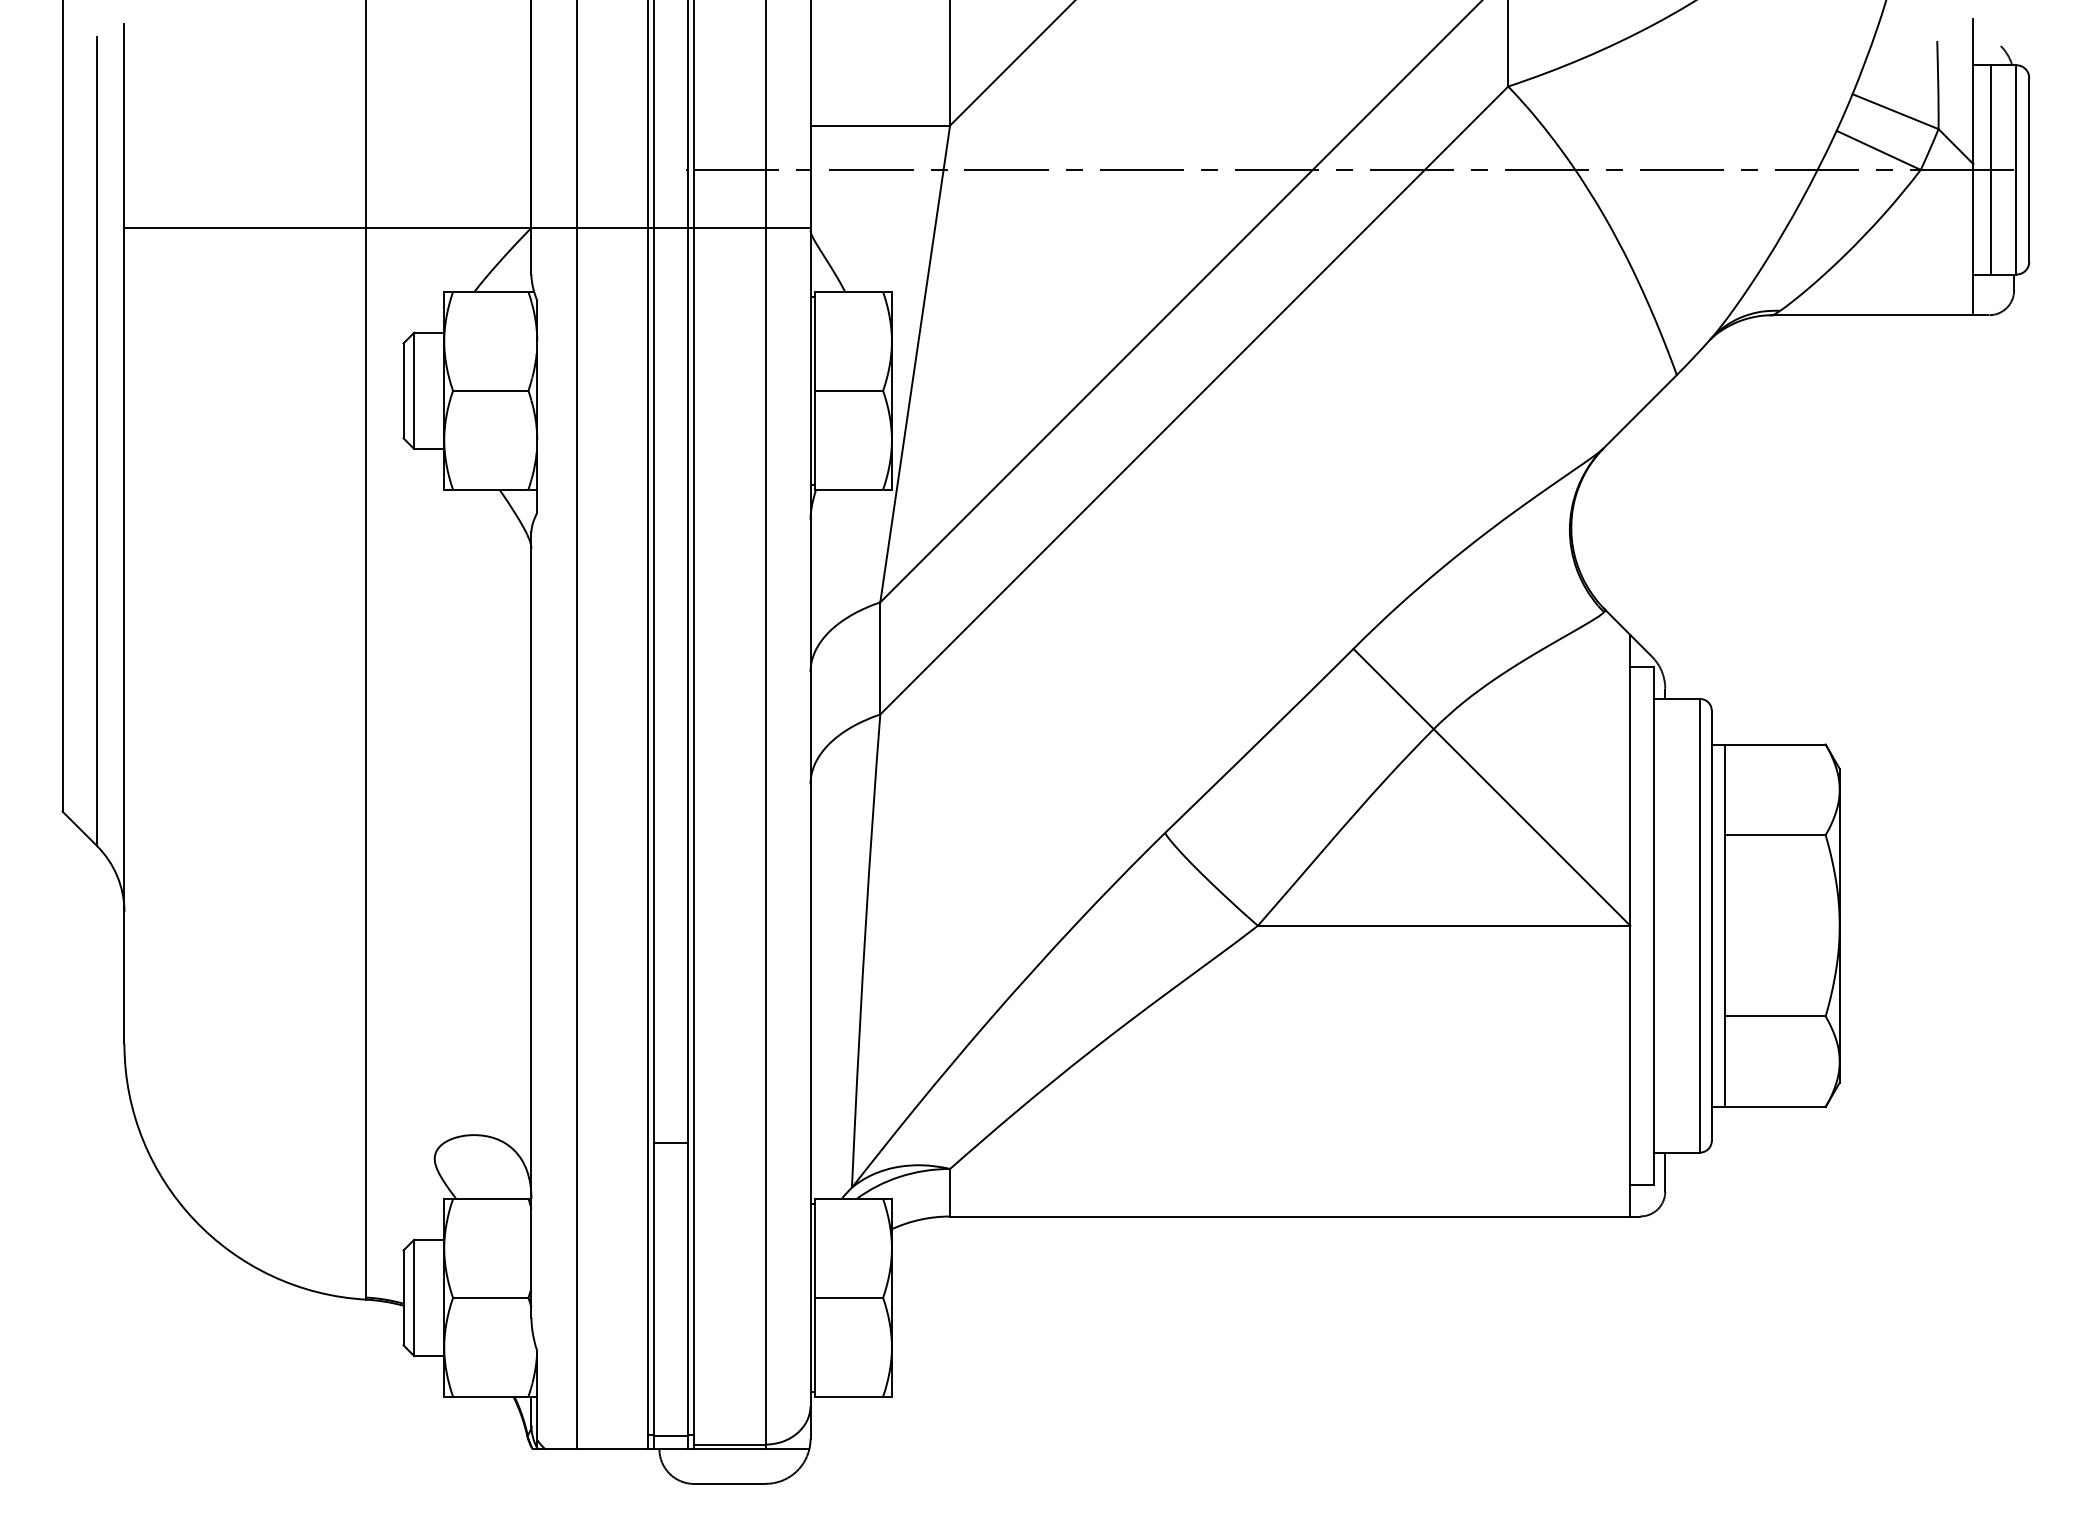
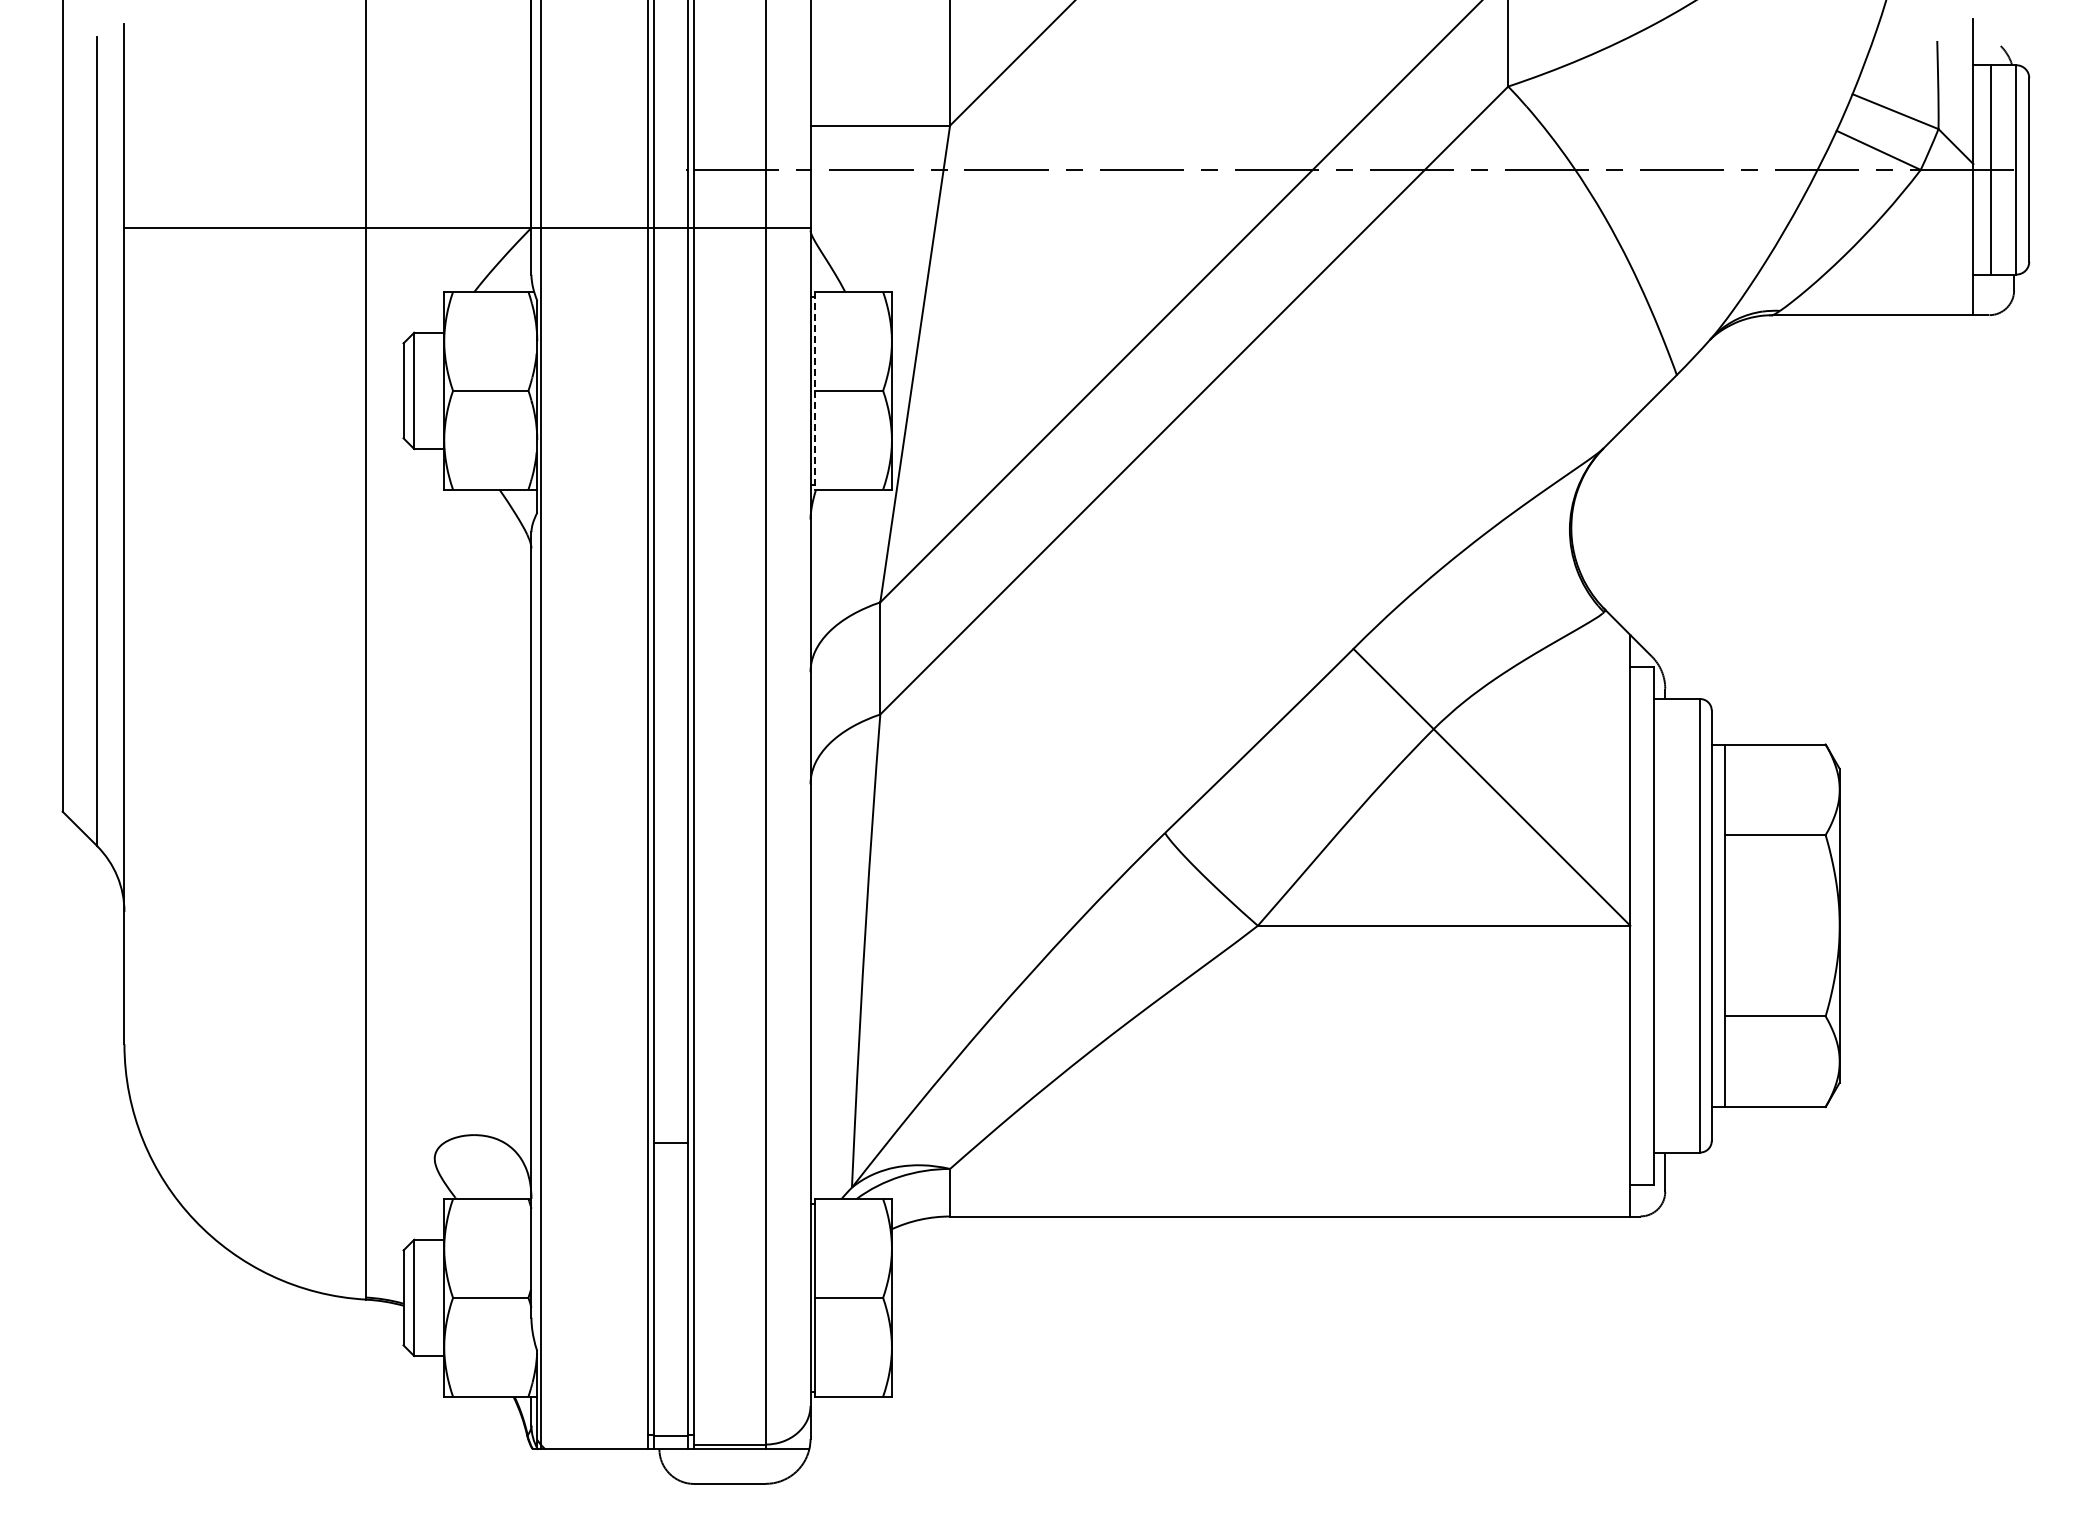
line: solid -> dashed (815, 390)
line position: (577, 725) -> (541, 725) (541, 725)
